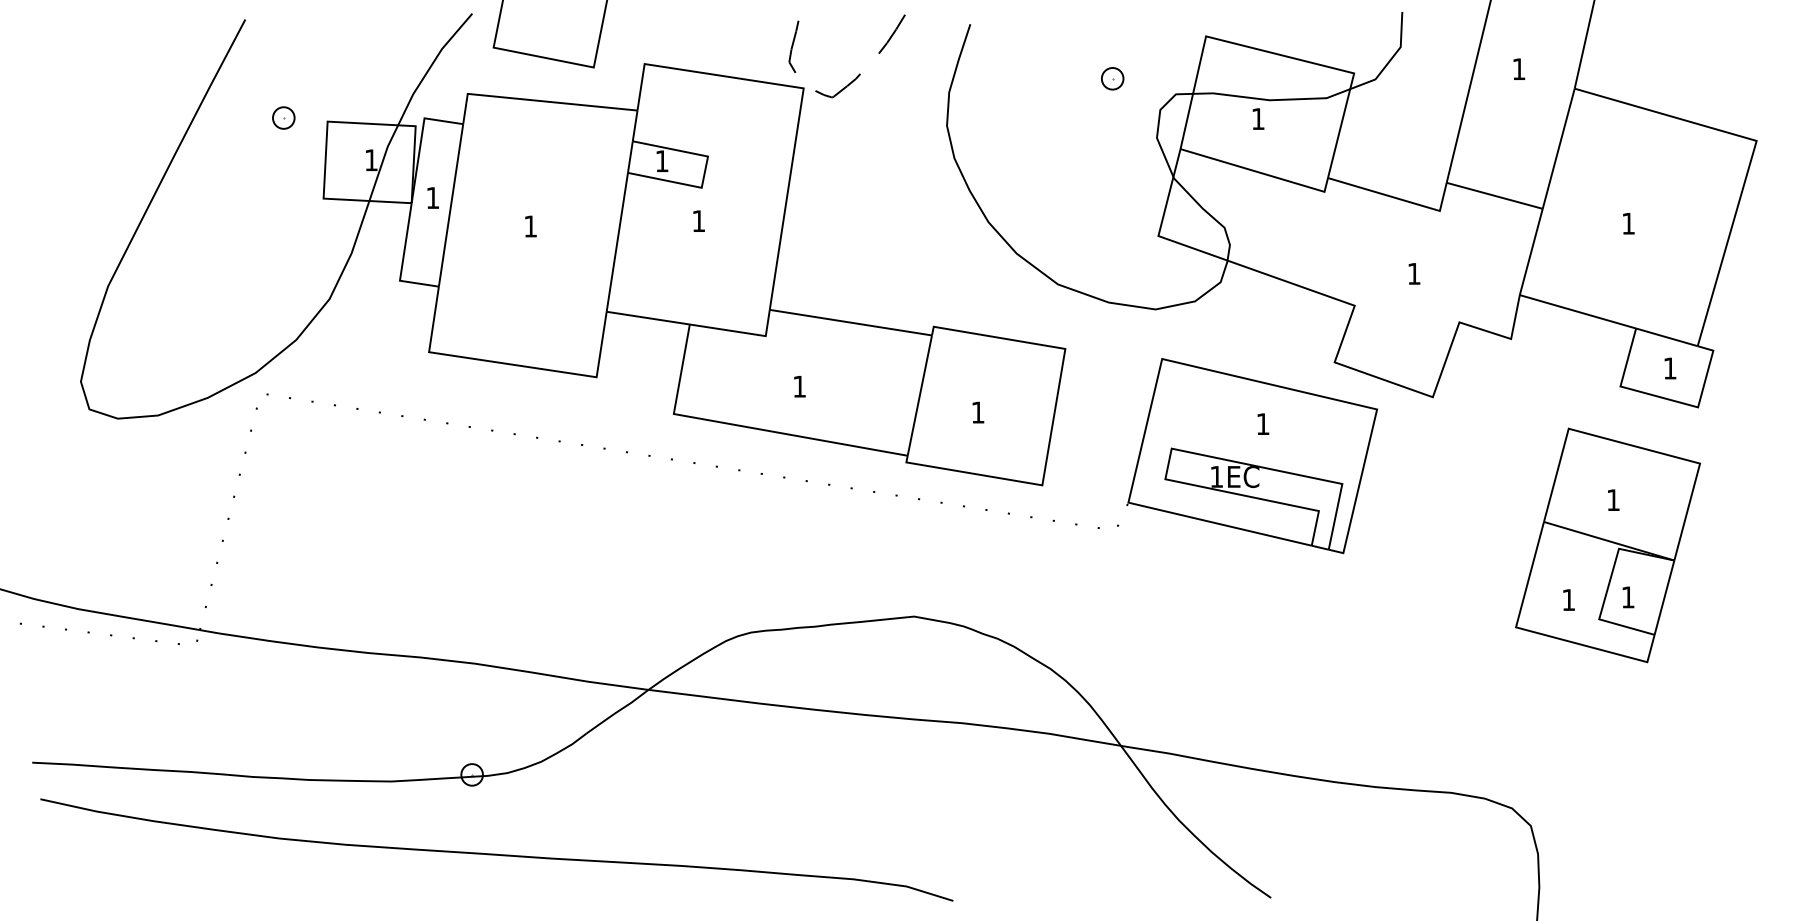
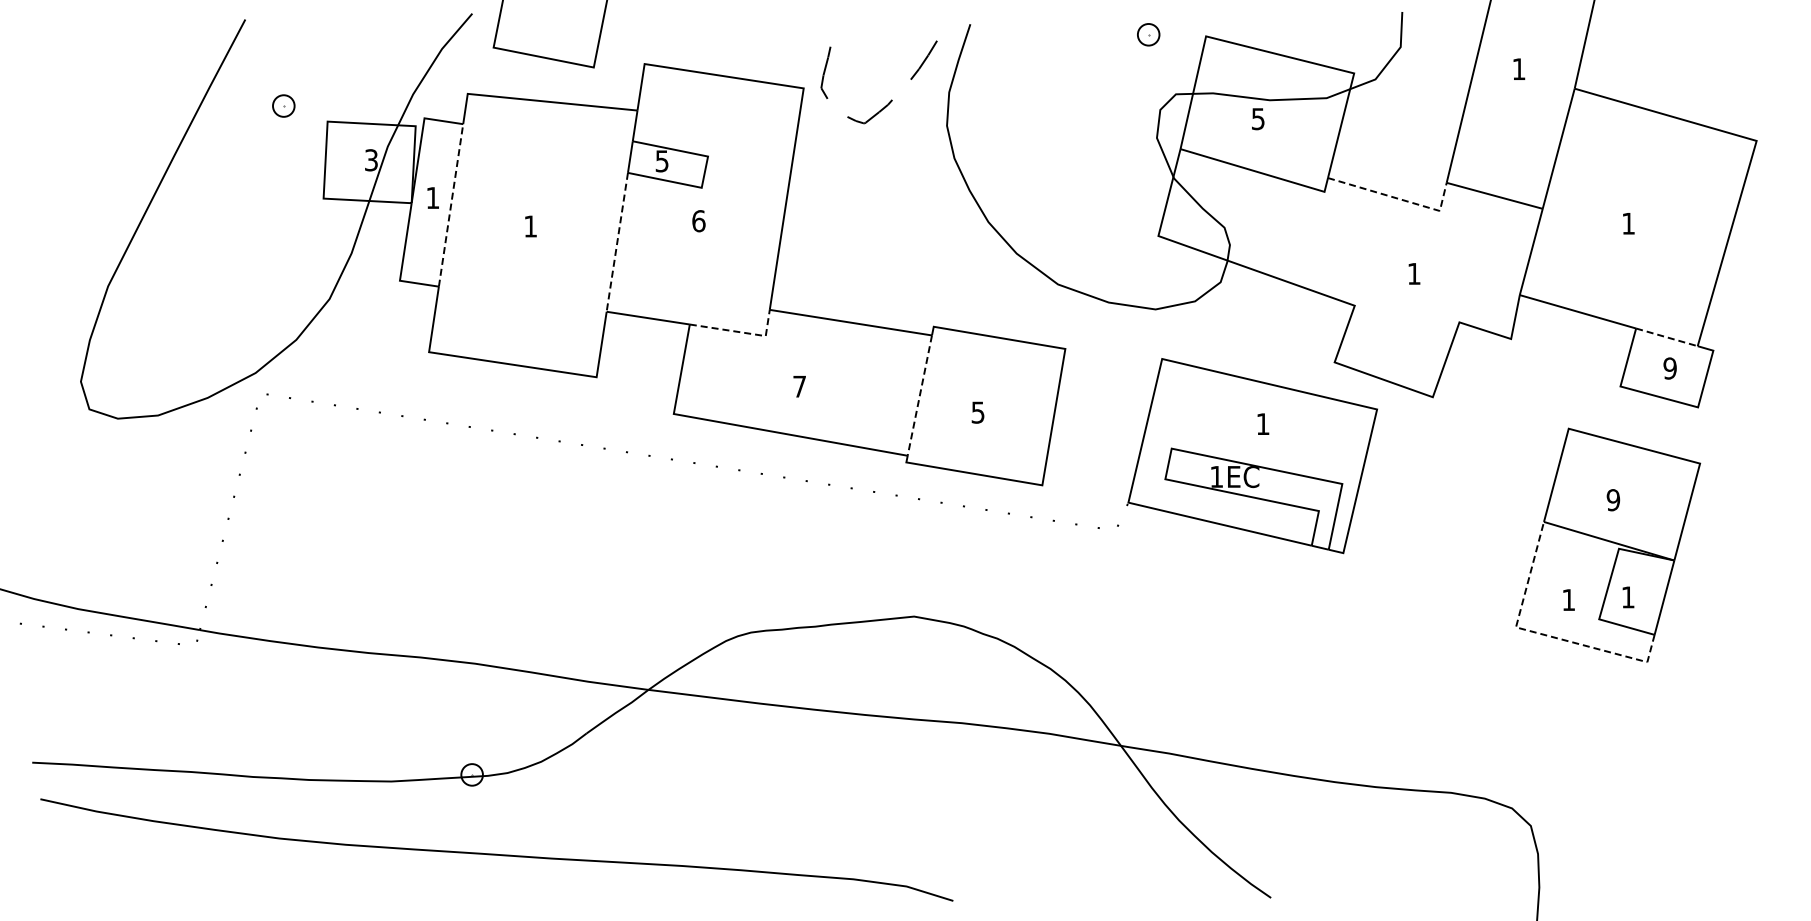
curve position: (859, 73) -> (891, 99) (891, 99)
part position: (1112, 78) -> (1148, 34) (1148, 34)
part position: (283, 117) -> (283, 105) (283, 105)
text: 1 -> 5 (1258, 119)
text: 1 -> 3 (371, 160)
text: 1 -> 5 (661, 161)
line: solid -> dashed (1398, 198)
line: solid -> dashed (451, 204)
text: 1 -> 6 (698, 221)
line: solid -> dashed (617, 242)
line: solid -> dashed (742, 332)
line: solid -> dashed (1667, 337)
text: 1 -> 9 (1669, 368)
text: 1 -> 7 (799, 386)
line: solid -> dashed (919, 396)
text: 1 -> 5 (977, 412)
text: 1 -> 9 (1613, 500)
line: solid -> dashed (1542, 634)
